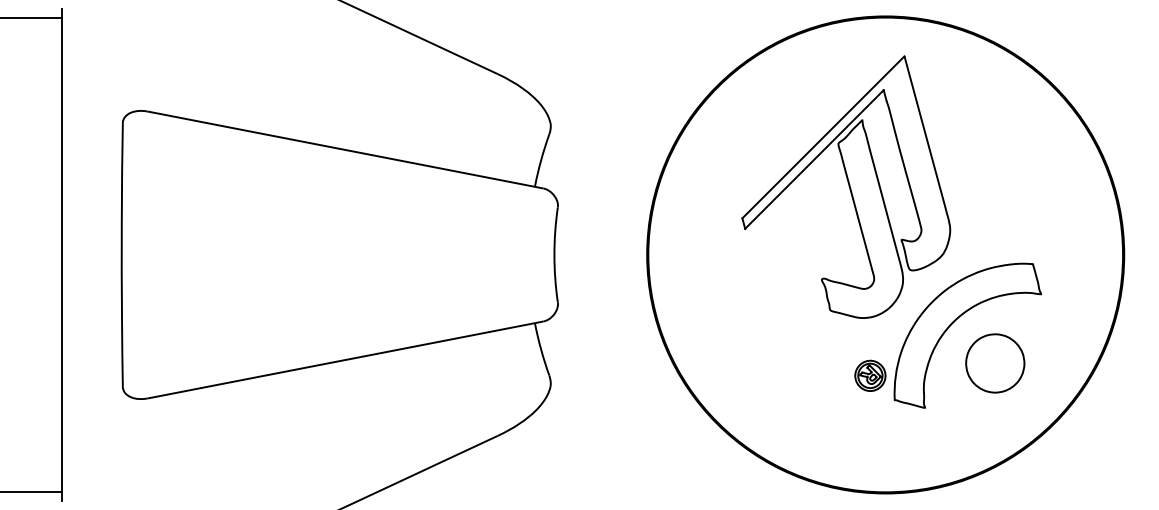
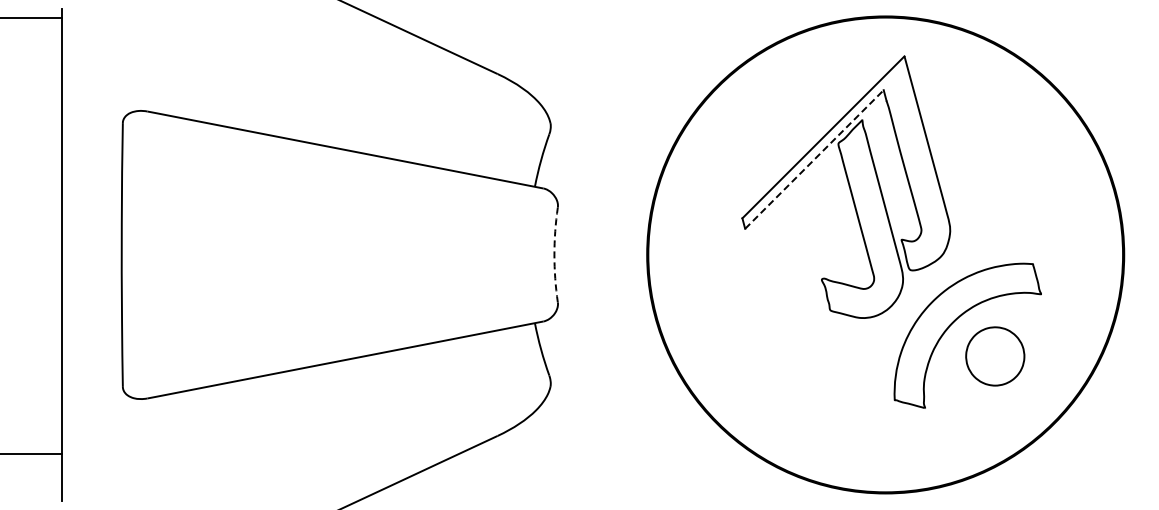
line: solid -> dashed (814, 159)
arc: solid -> dashed (554, 254)
part position: (995, 363) -> (995, 356) (995, 356)
part: present -> none (870, 375)
line position: (32, 492) -> (32, 454) (32, 454)
